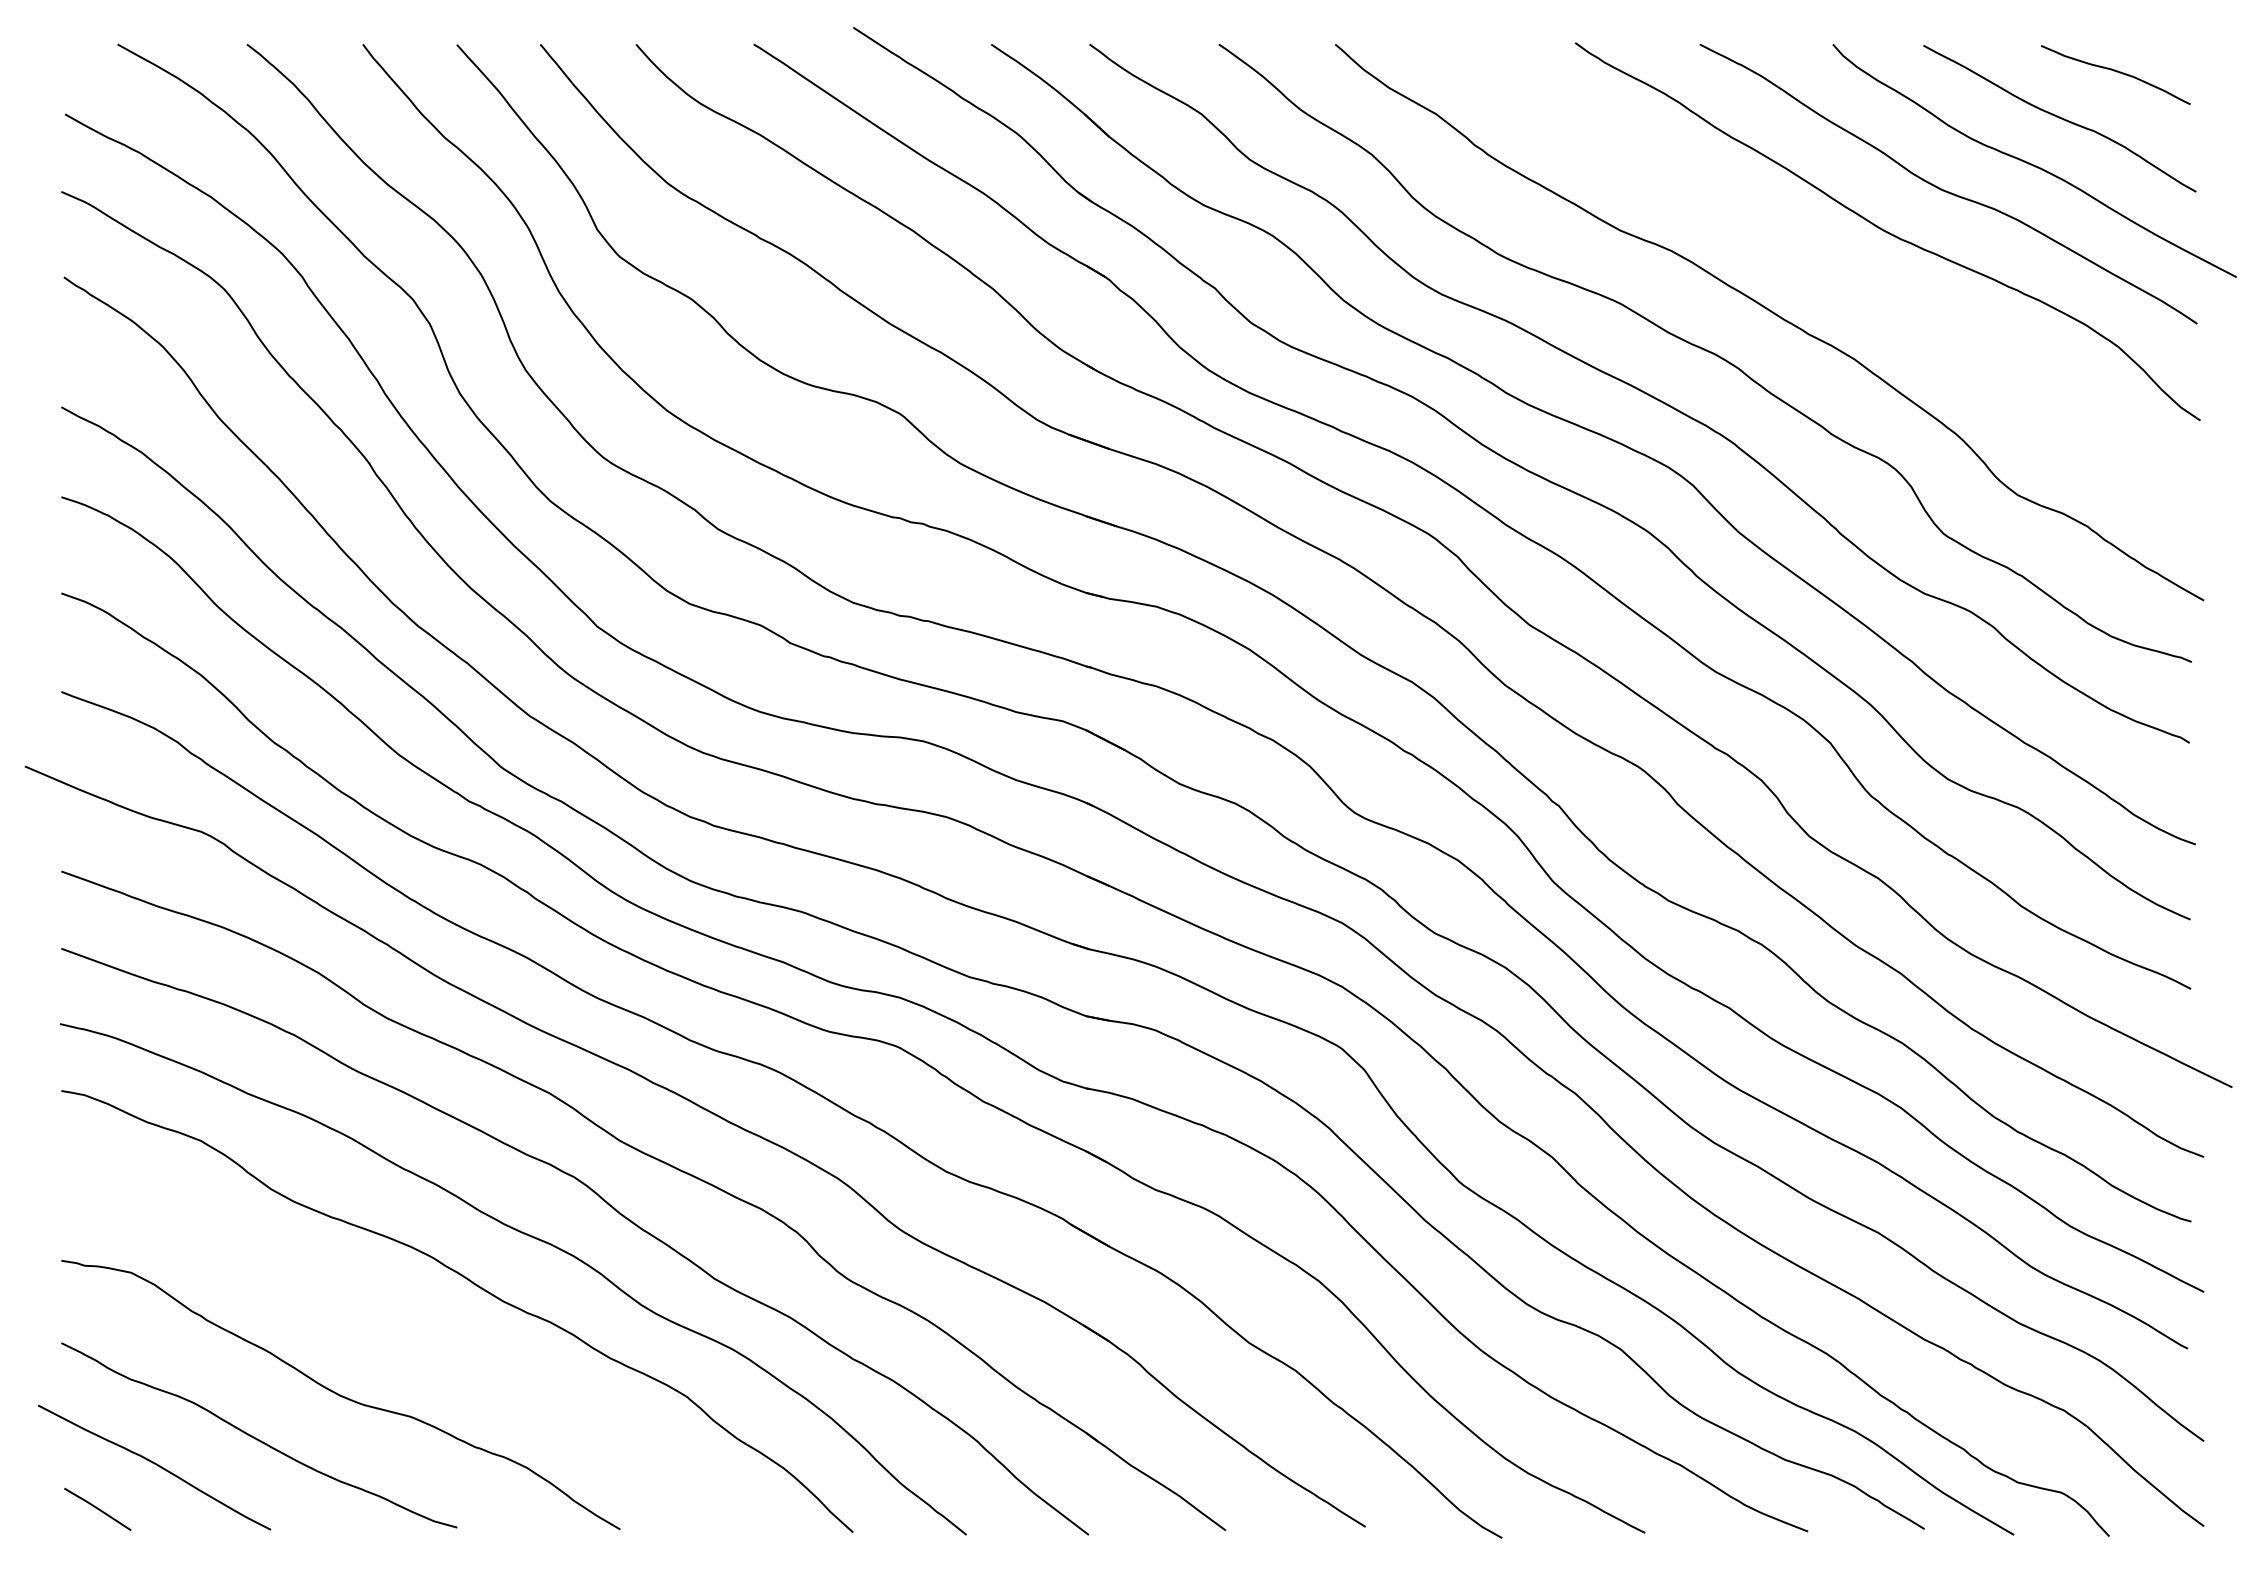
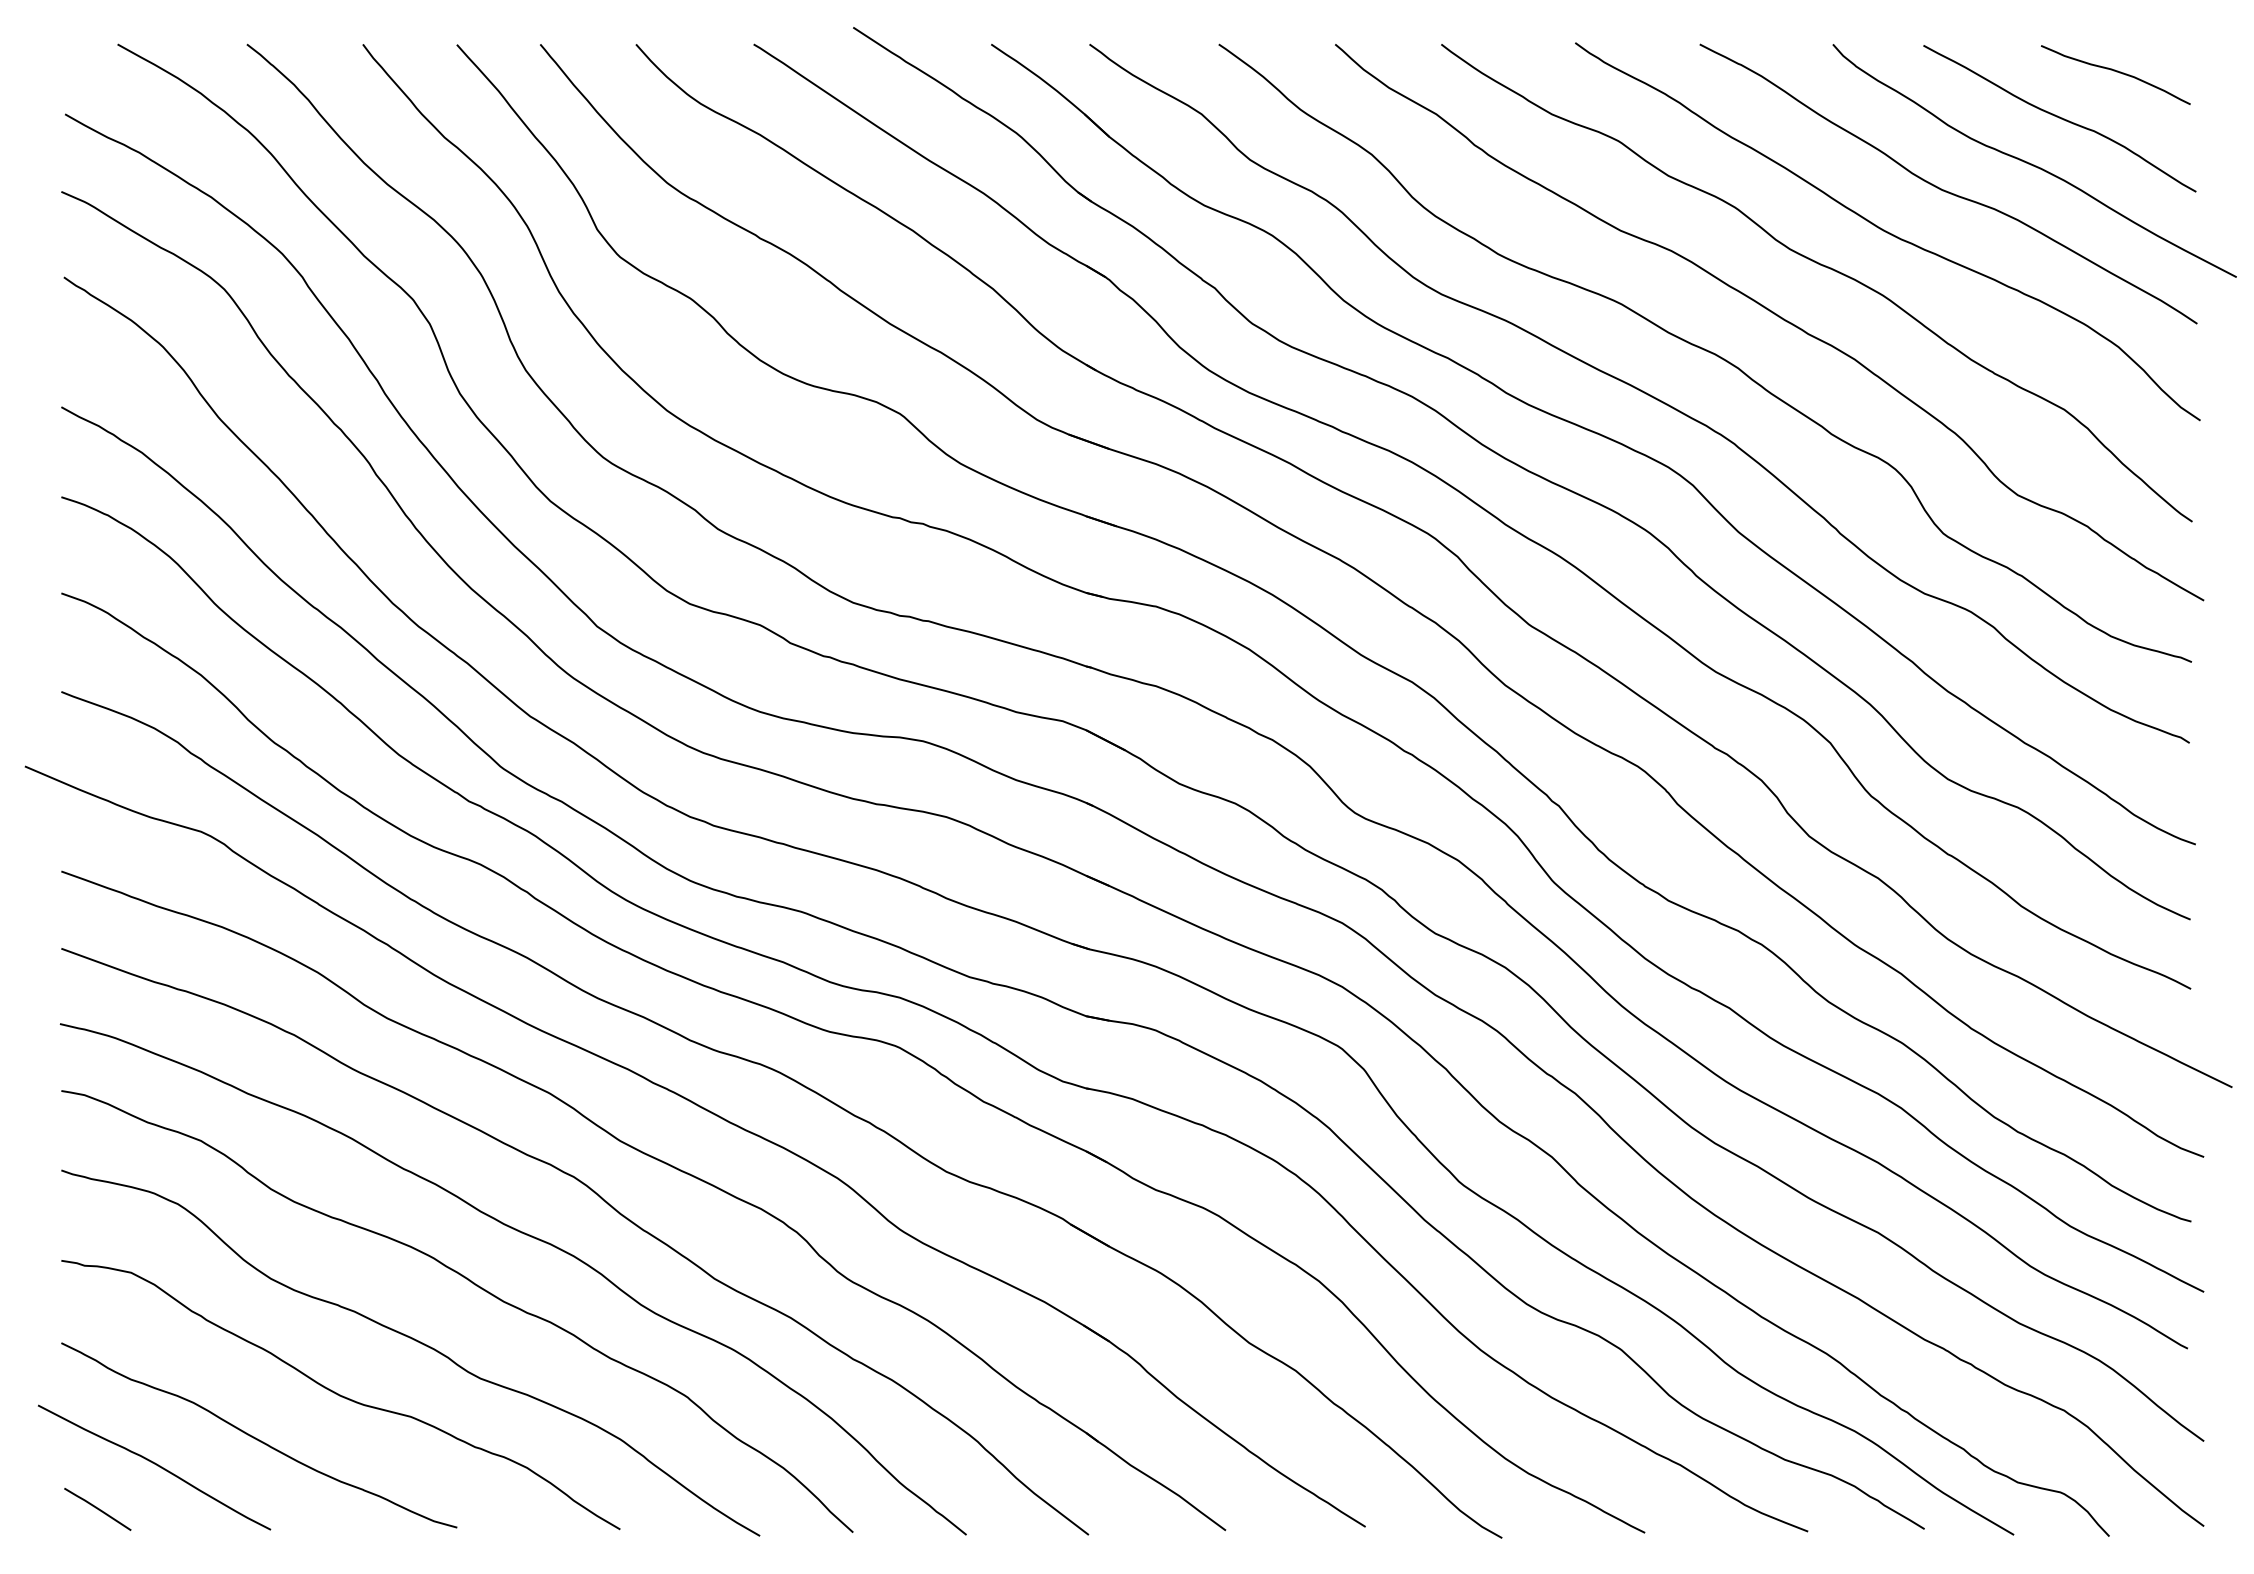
curve: none -> present (1822, 266)
curve: none -> present (415, 1341)
